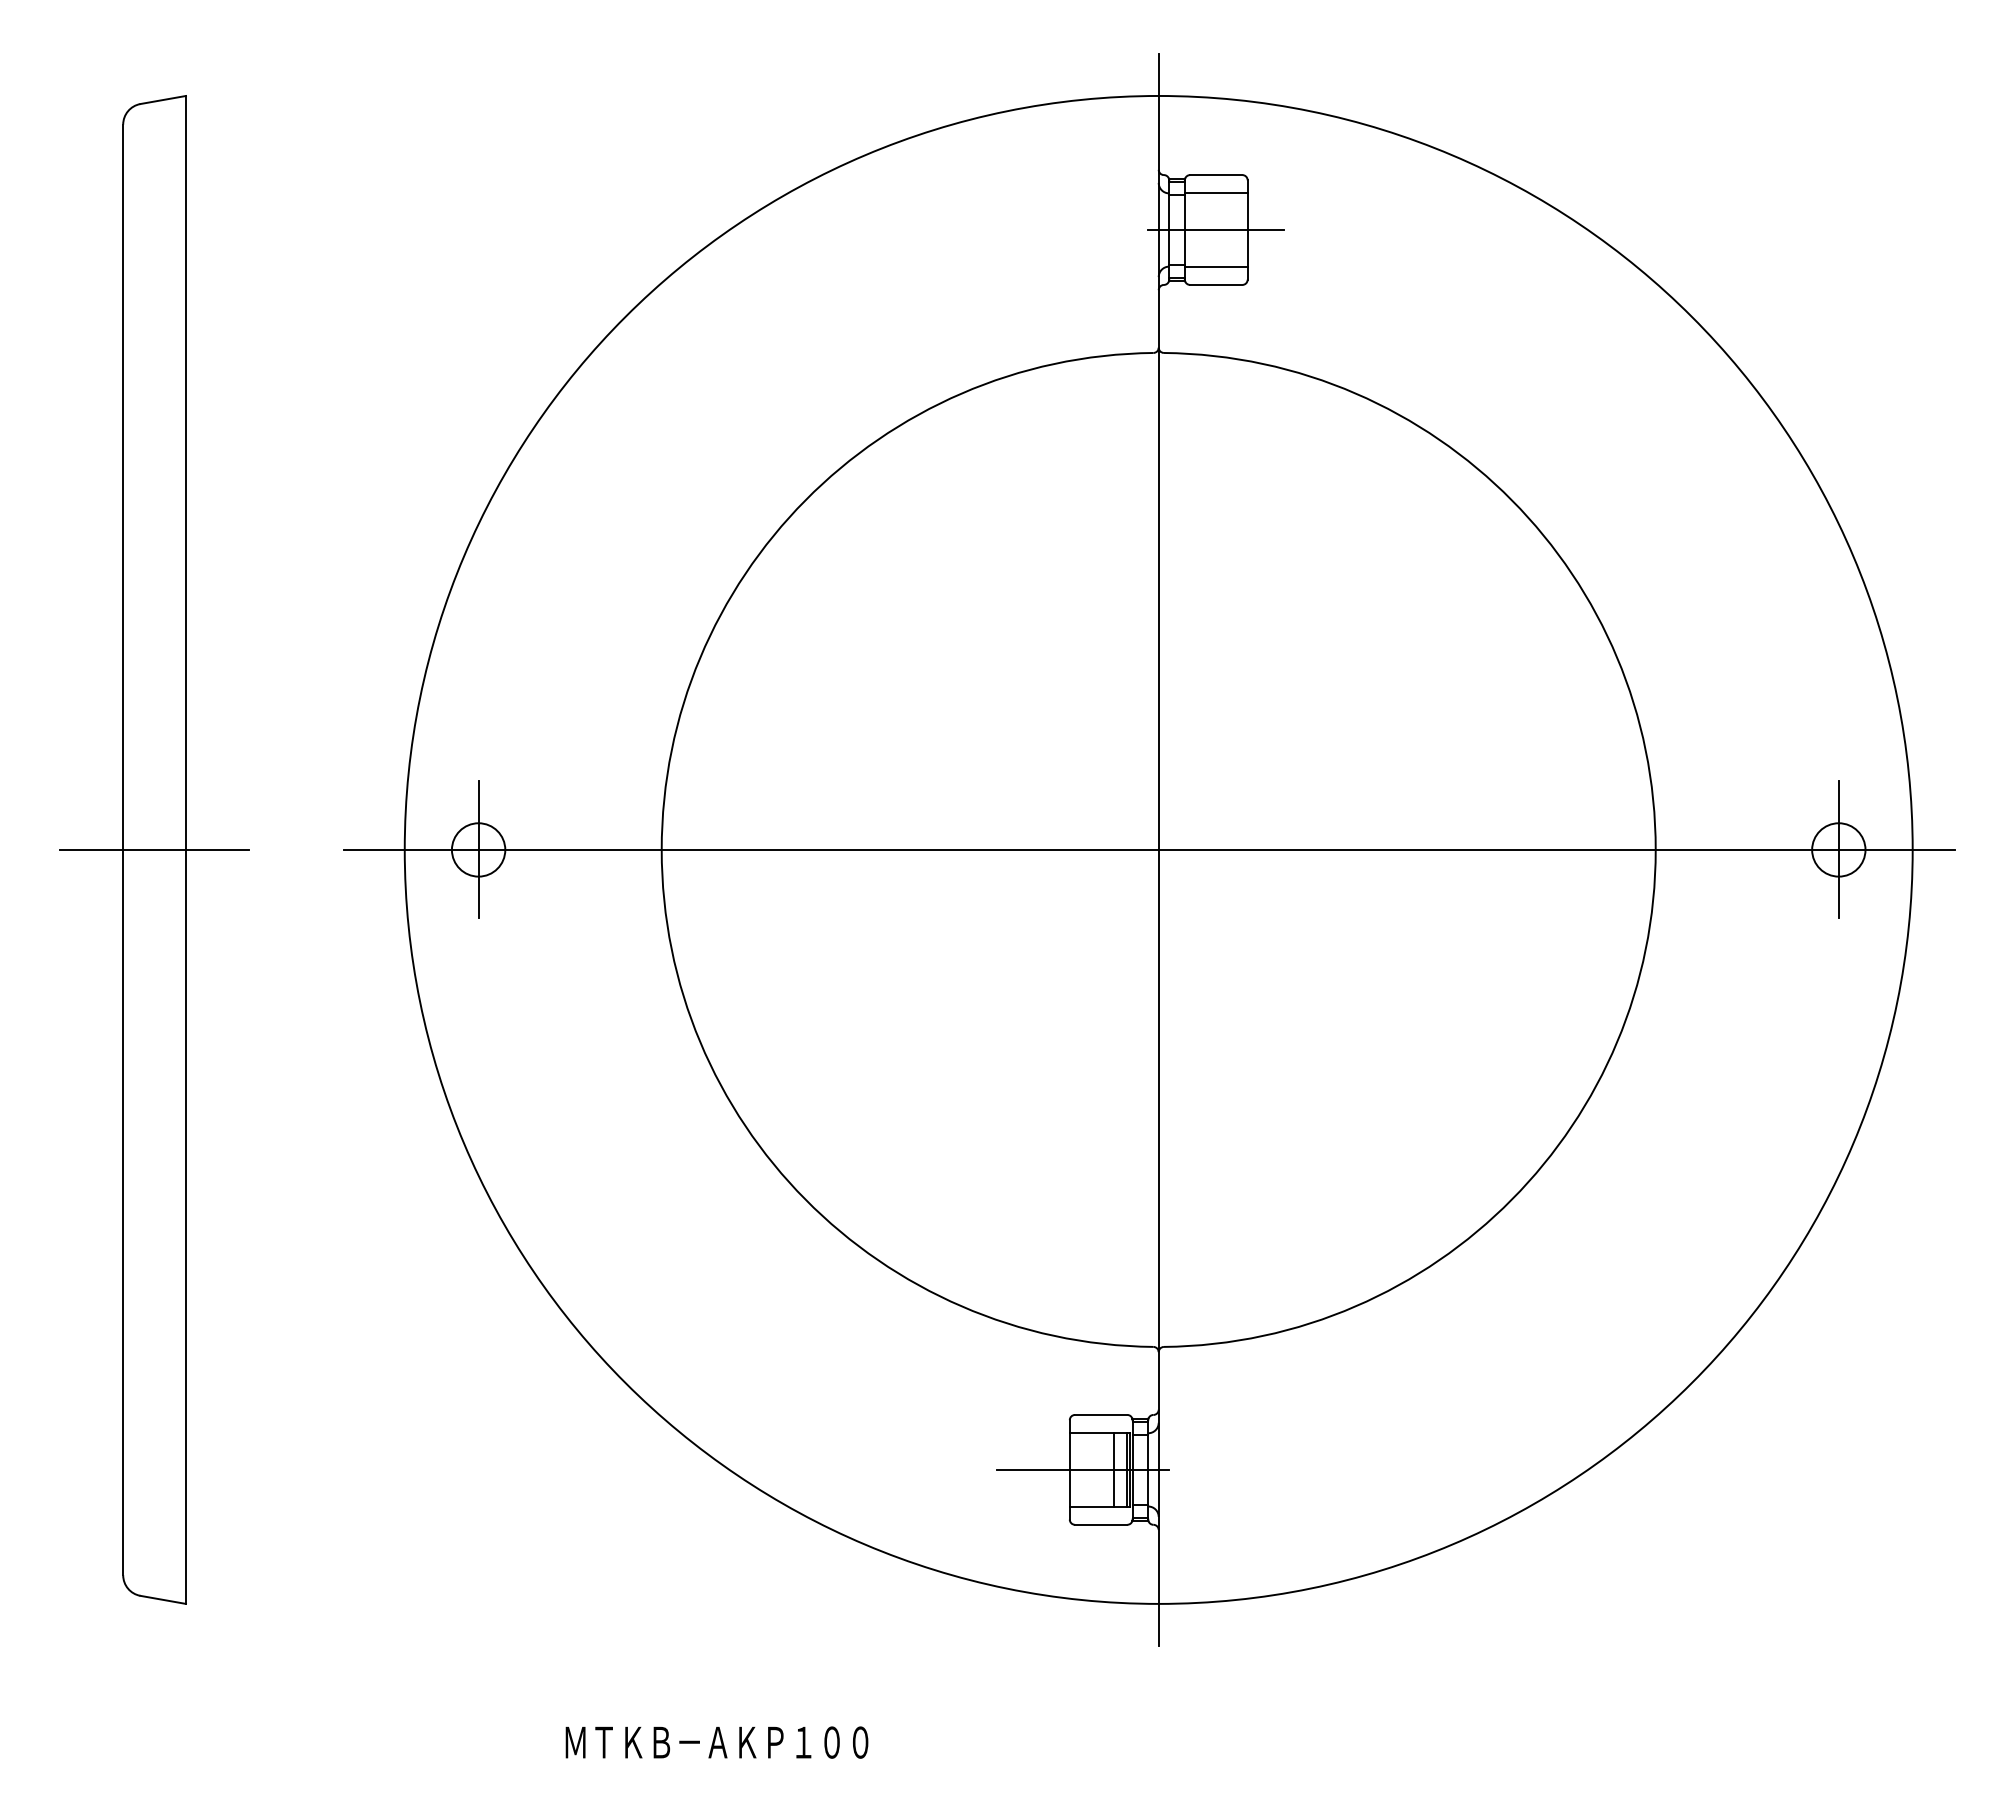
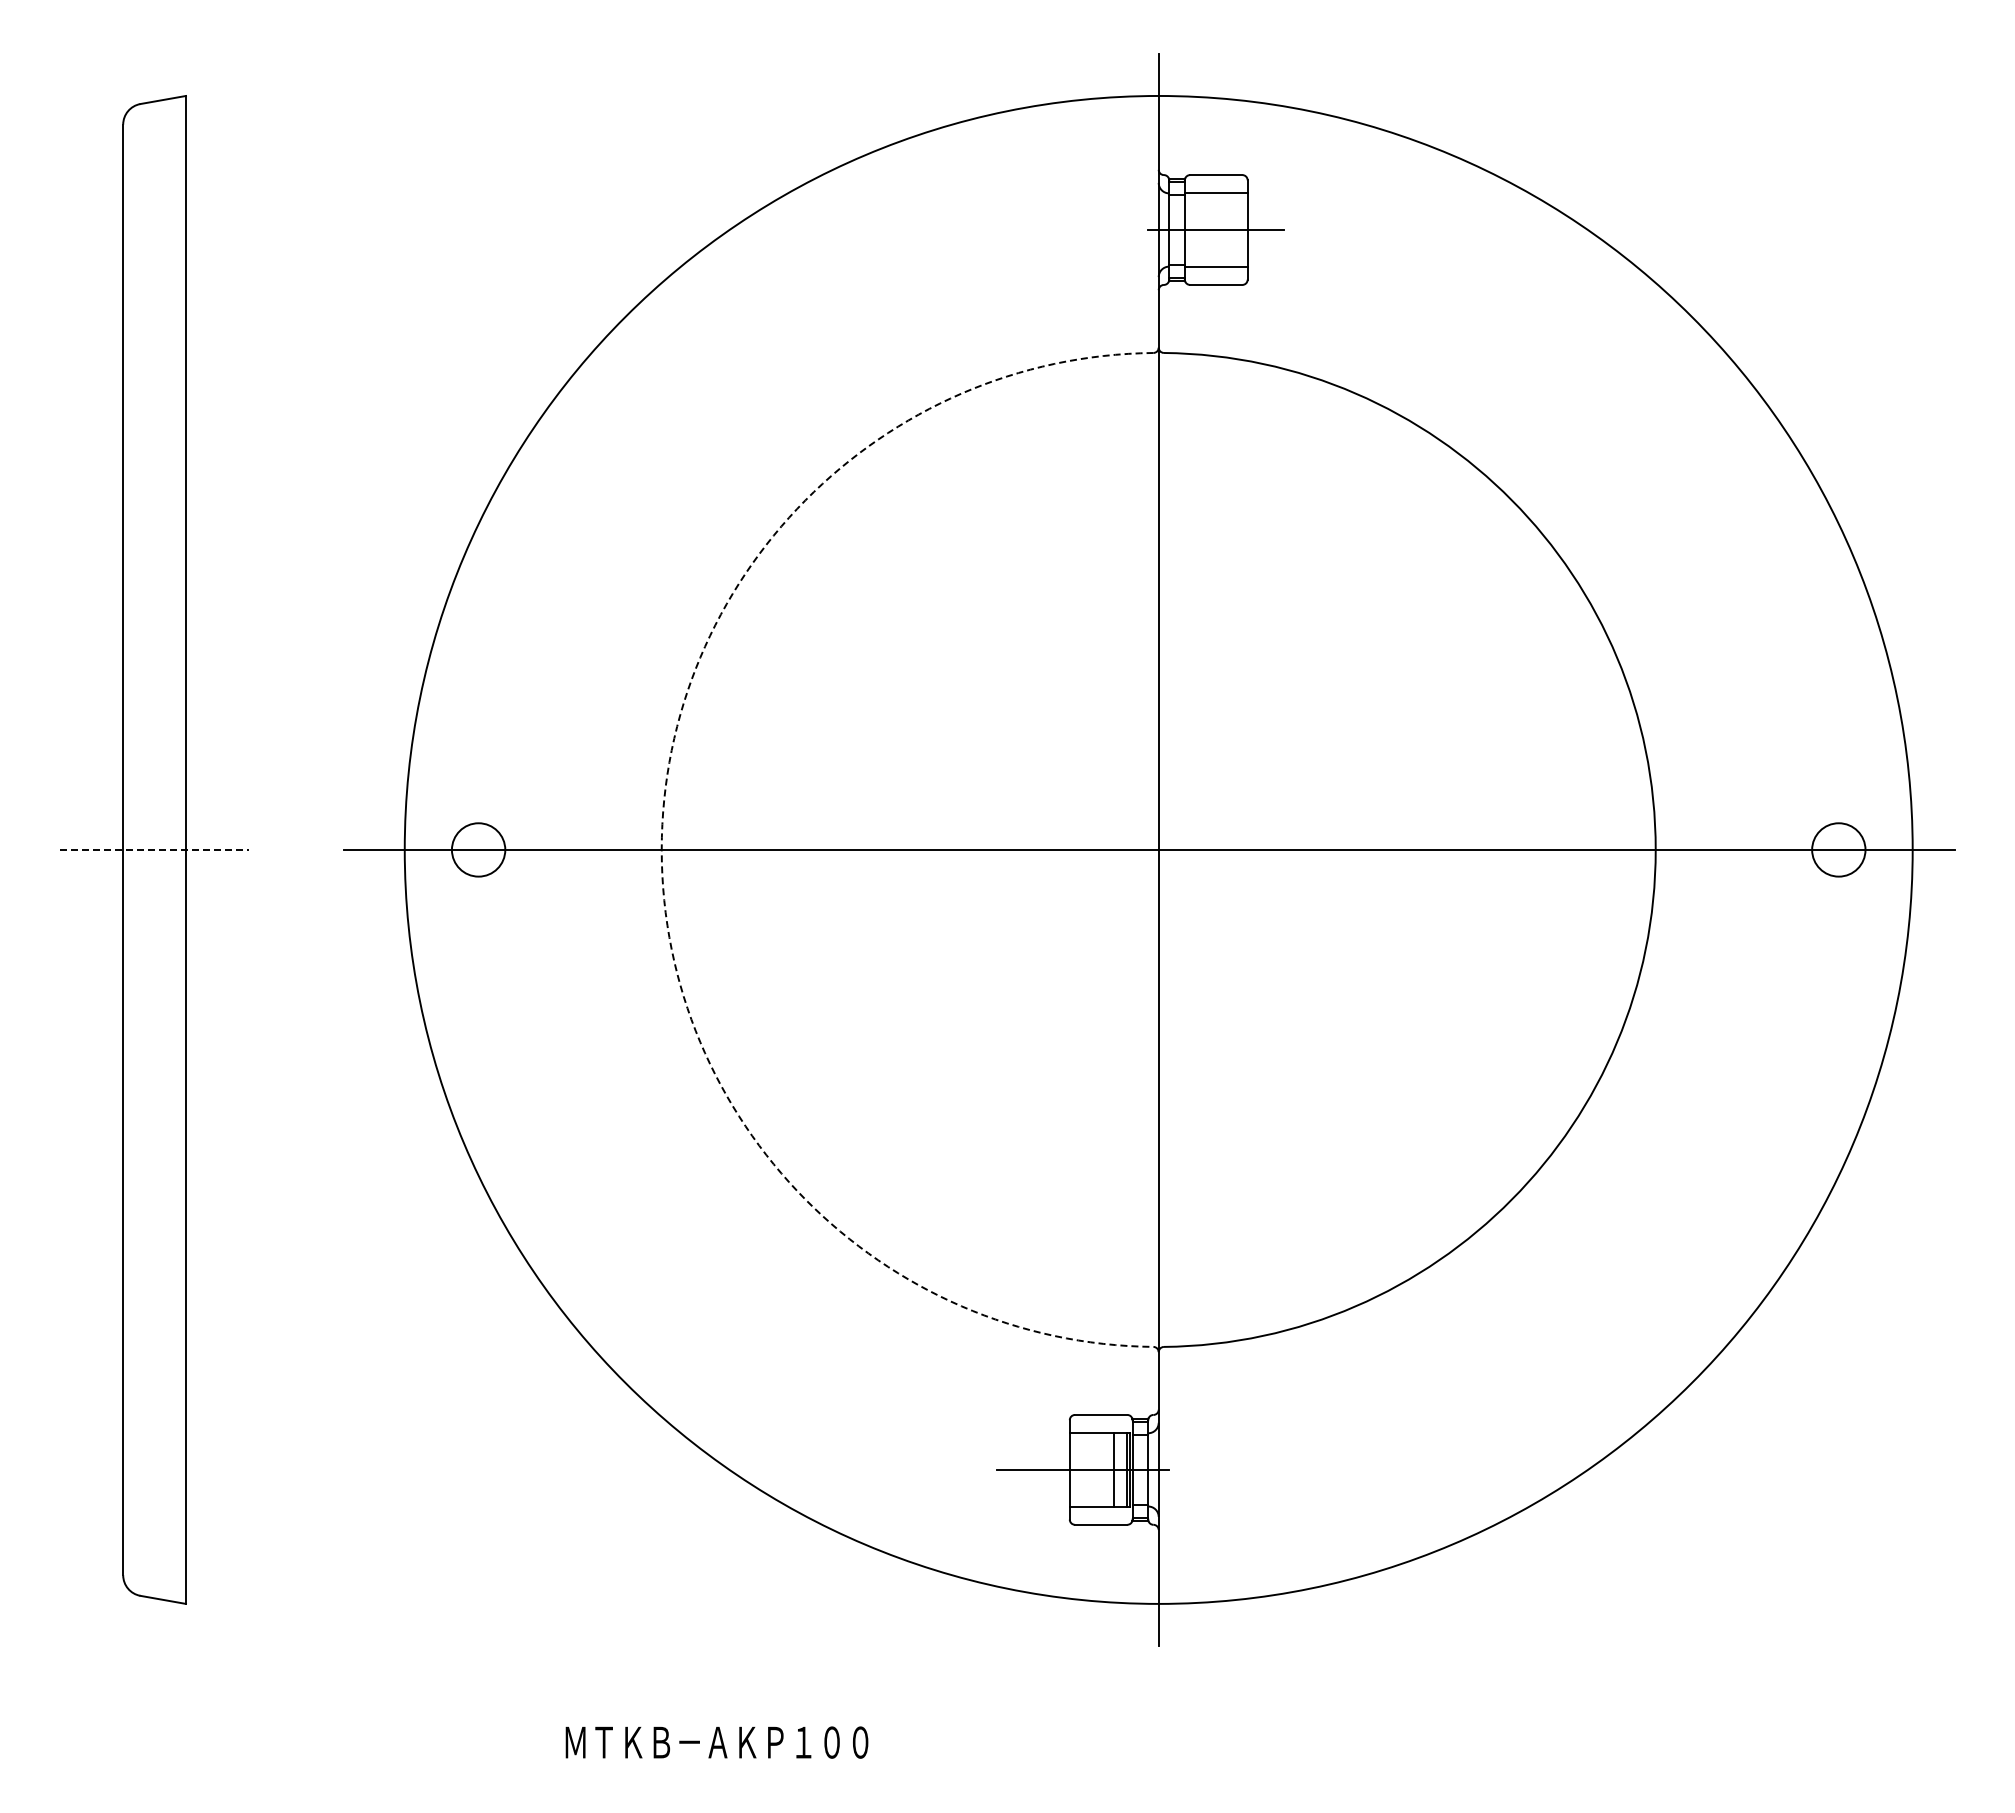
line: solid -> dashed (155, 849)
line: present -> none (478, 849)
arc: solid -> dashed (661, 849)
line: present -> none (1838, 849)
